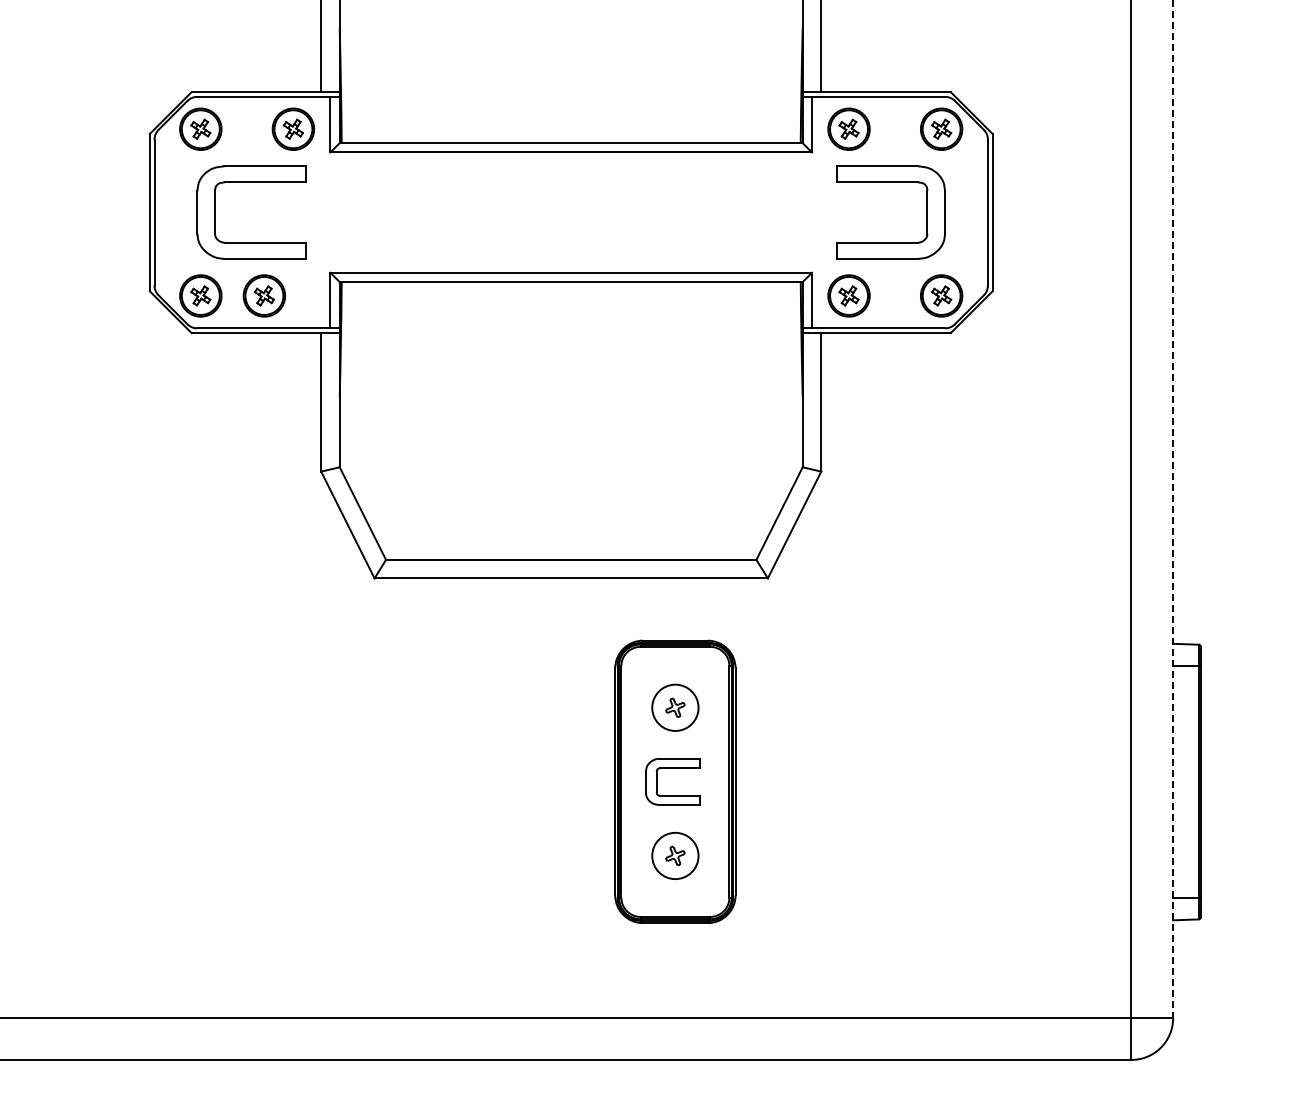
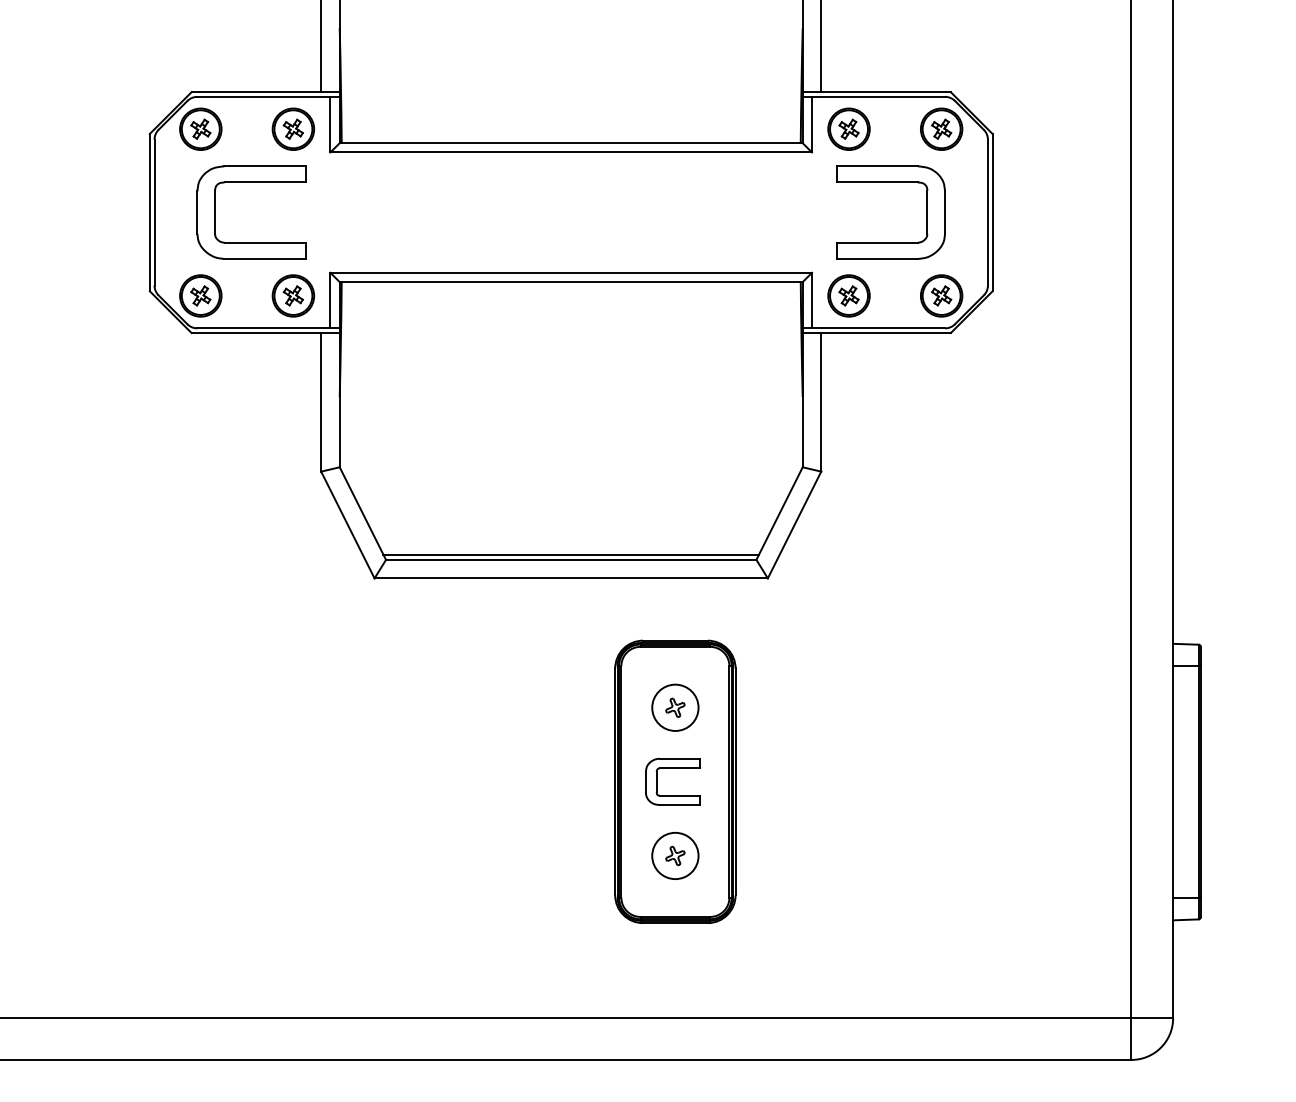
part position: (263, 295) -> (292, 295) (292, 295)
line: dashed -> solid (1173, 509)
line: none -> present (571, 554)
